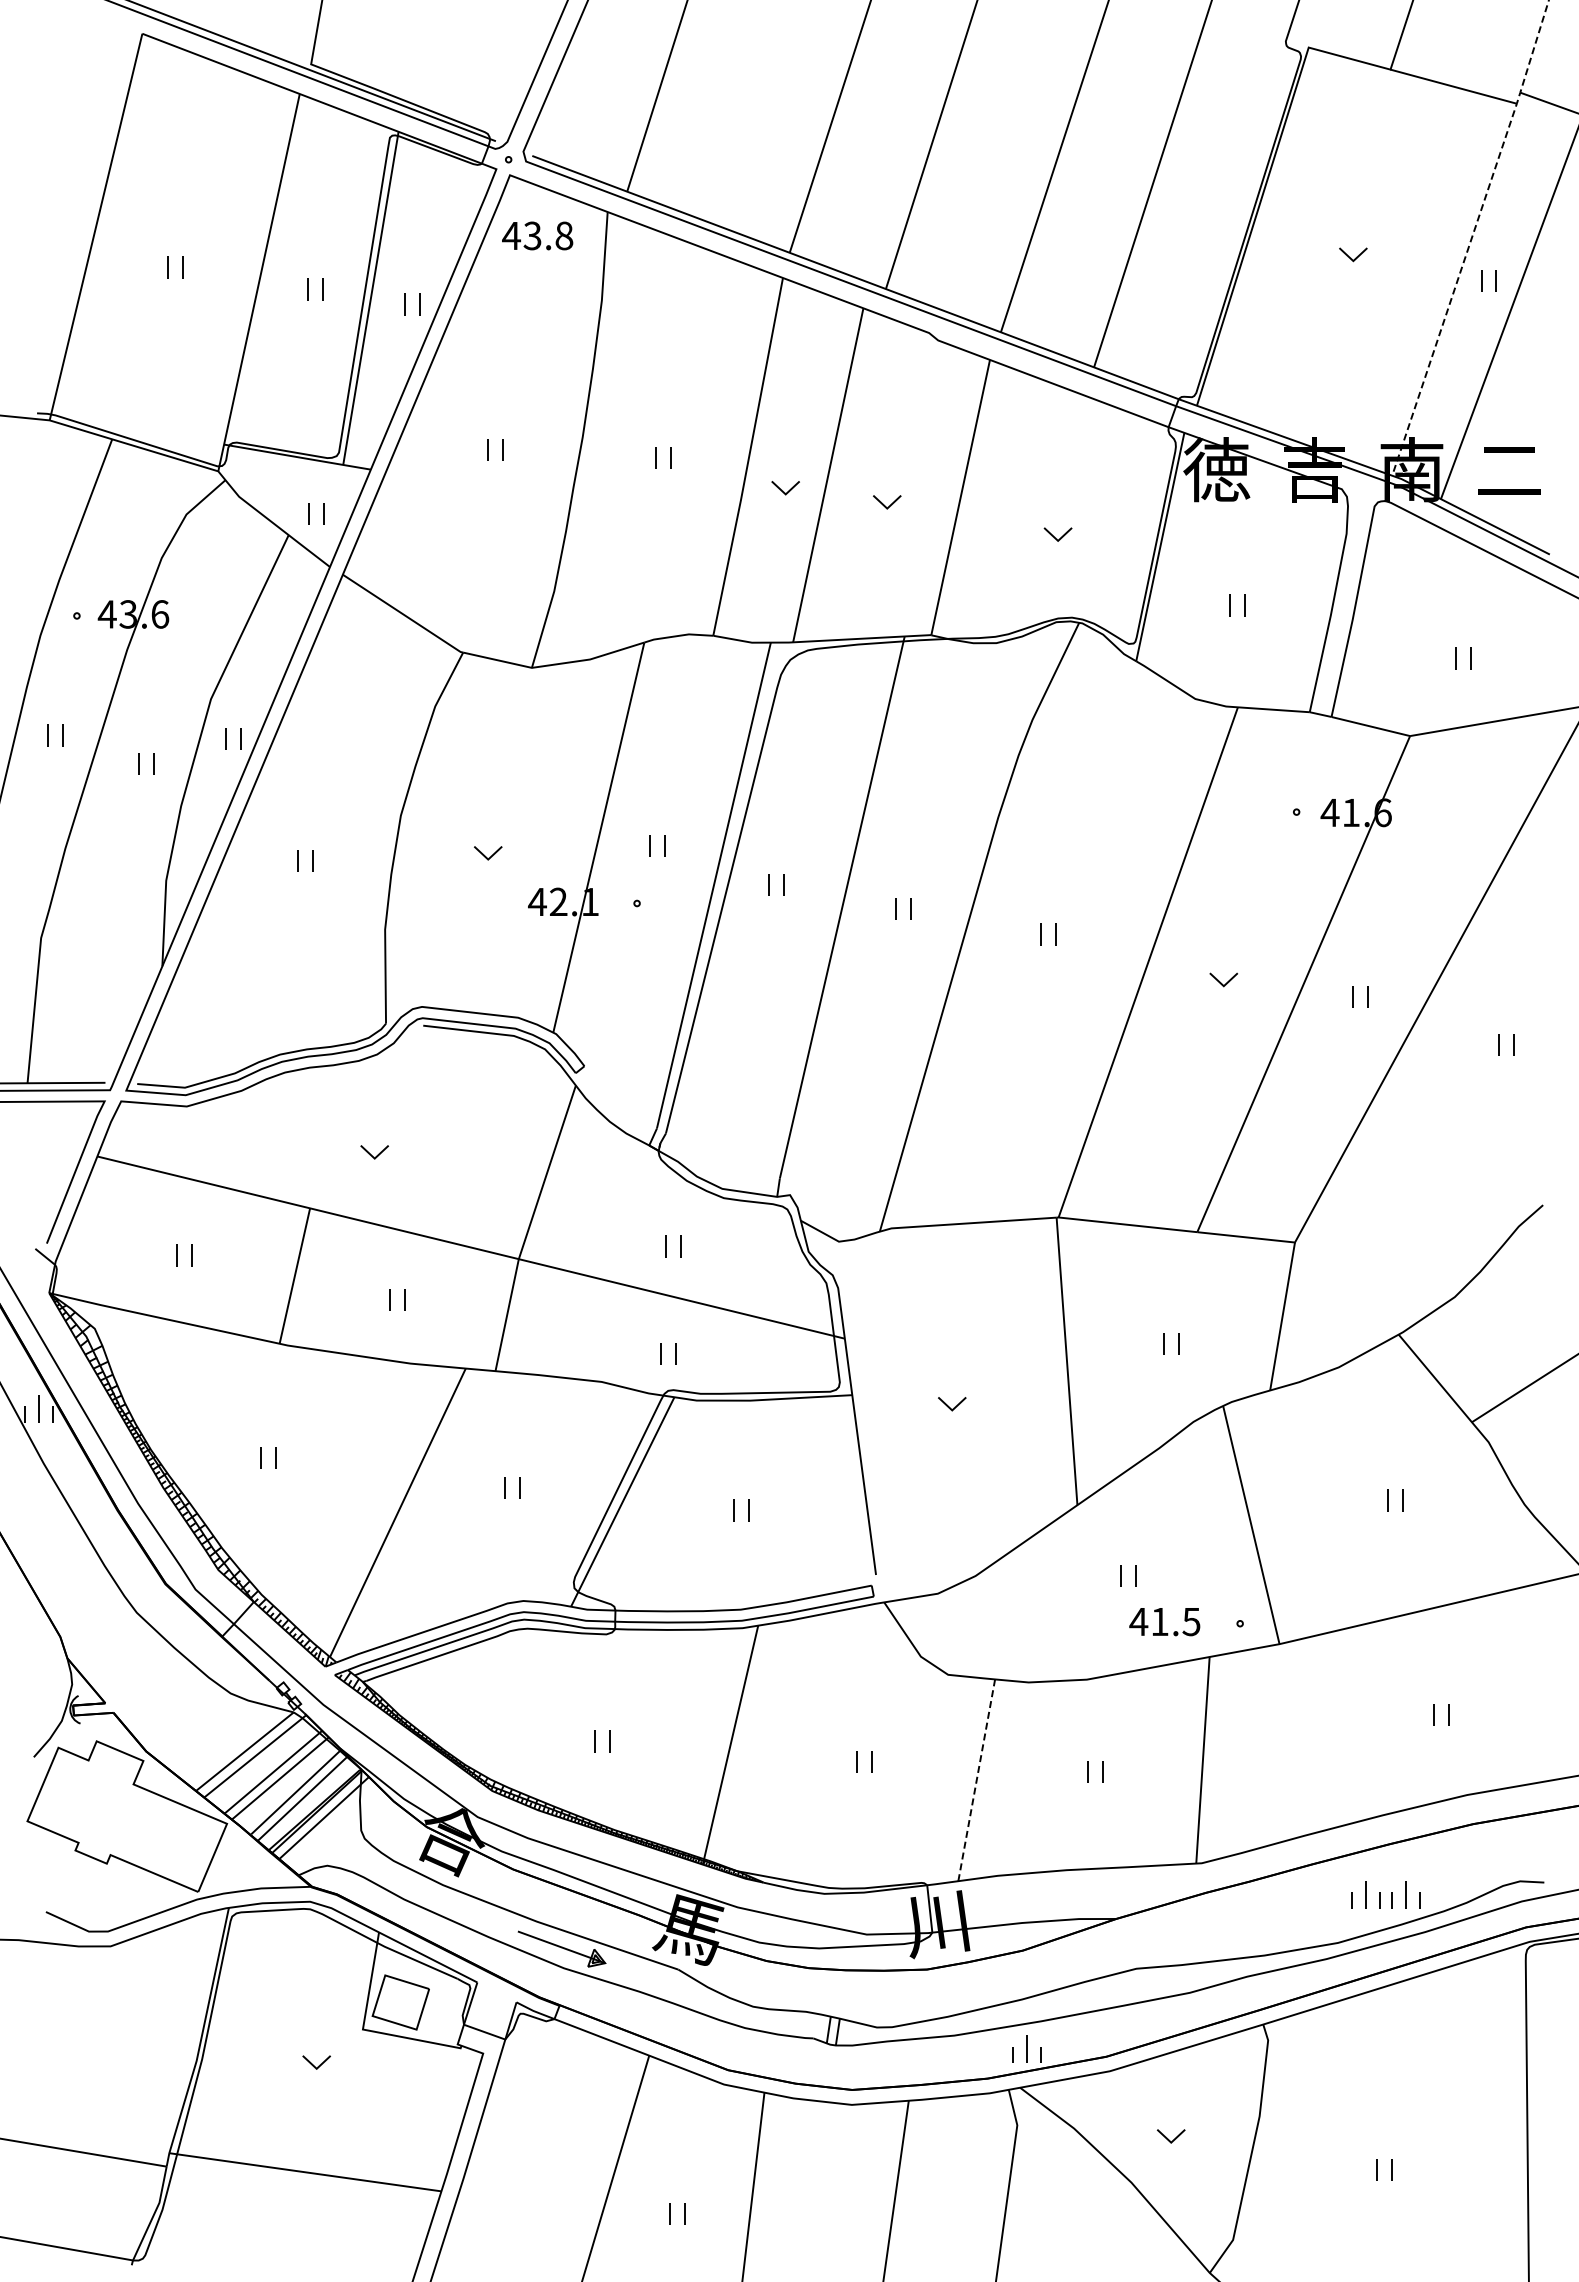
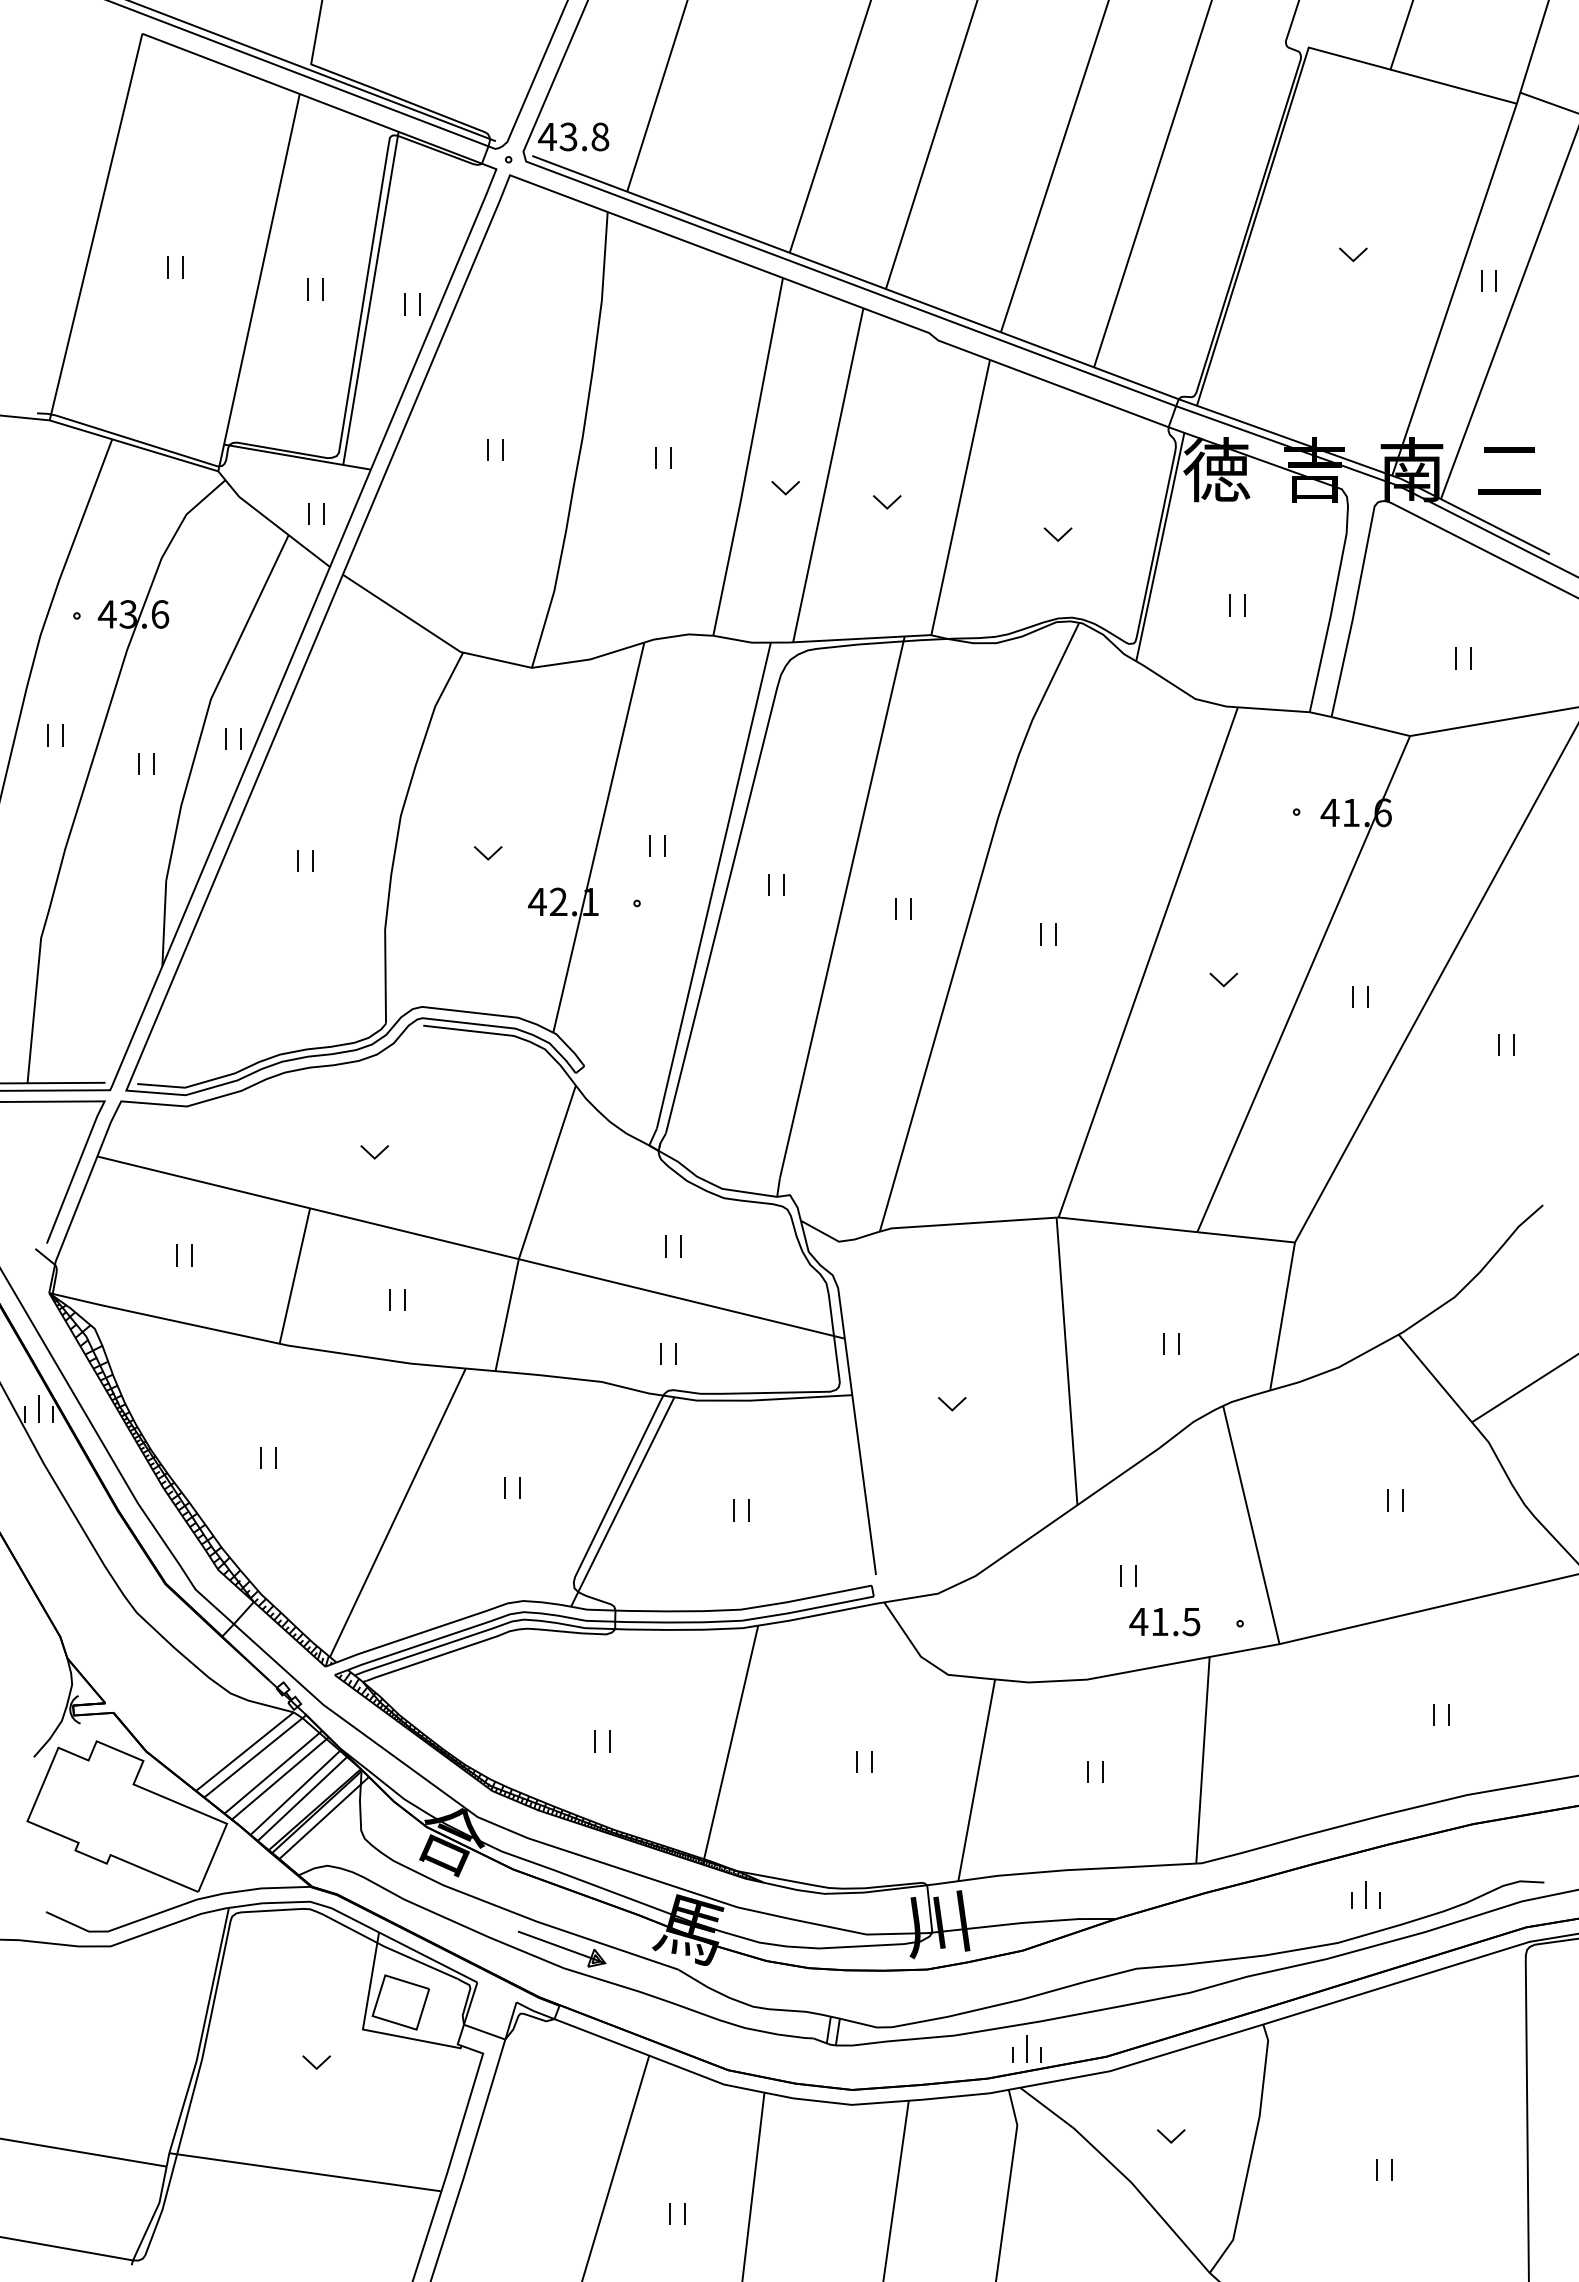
text position: (537, 235) -> (573, 136) (573, 136)
line: dashed -> solid (1472, 237)
line: dashed -> solid (976, 1780)
part: present -> none (1405, 1894)
